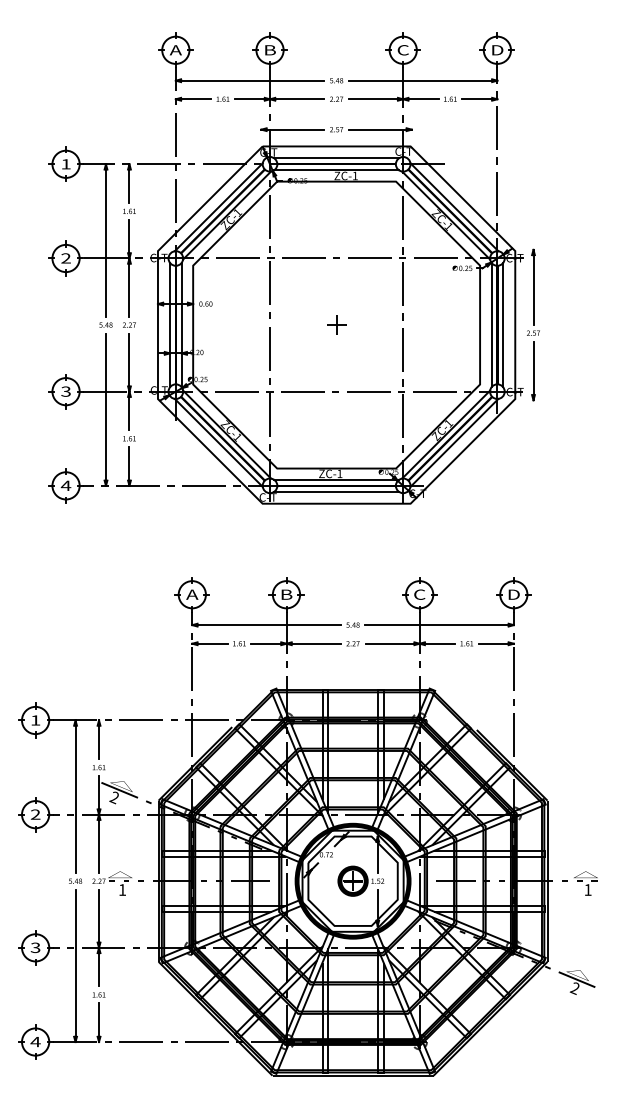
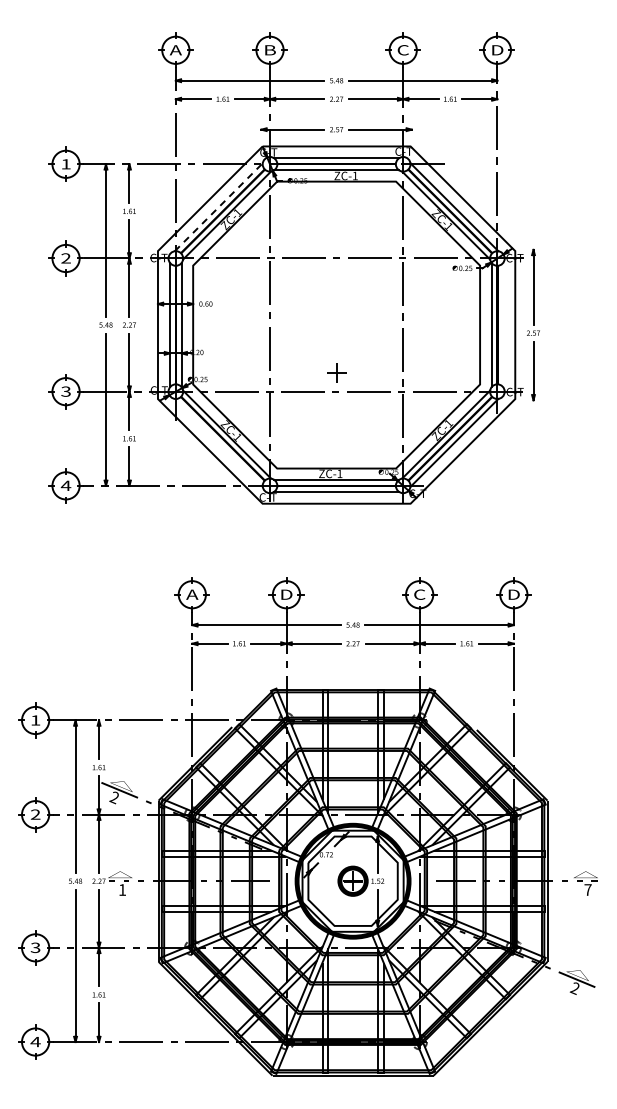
line: solid -> dashed (219, 206)
part position: (336, 324) -> (336, 372) (336, 372)
line: present -> none (503, 324)
line: present -> none (218, 442)
text: B -> D (286, 594)
text: 1 -> 7 (587, 889)
